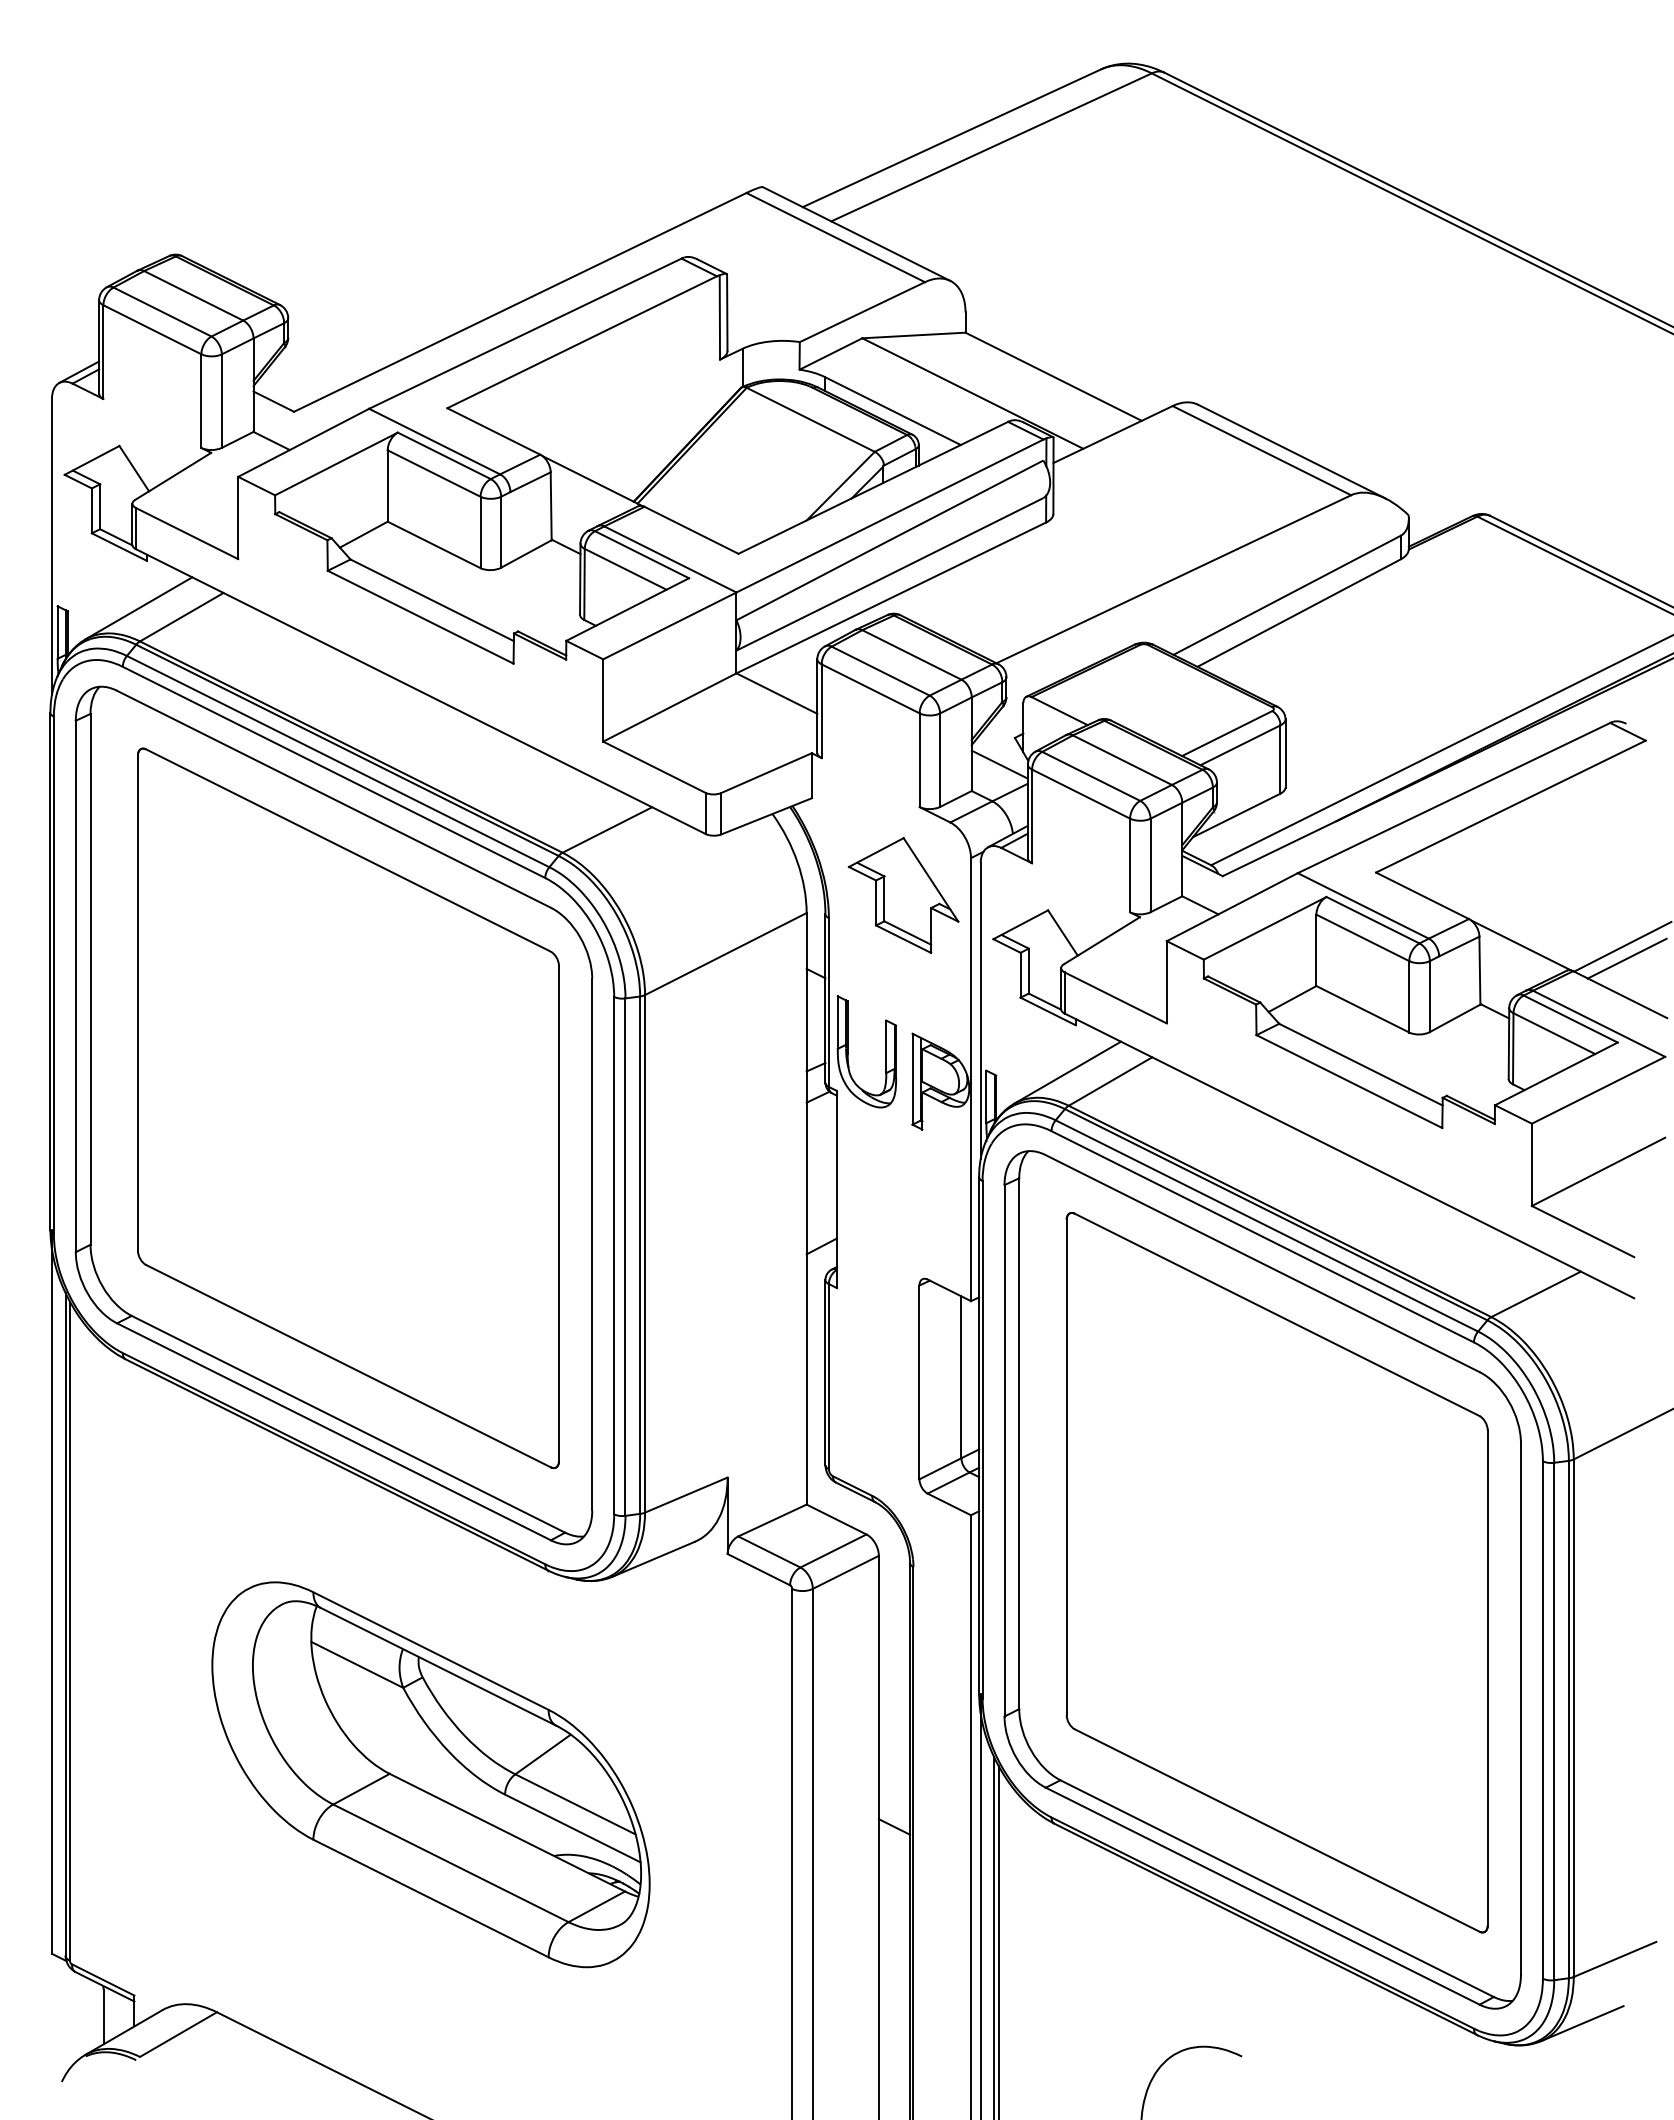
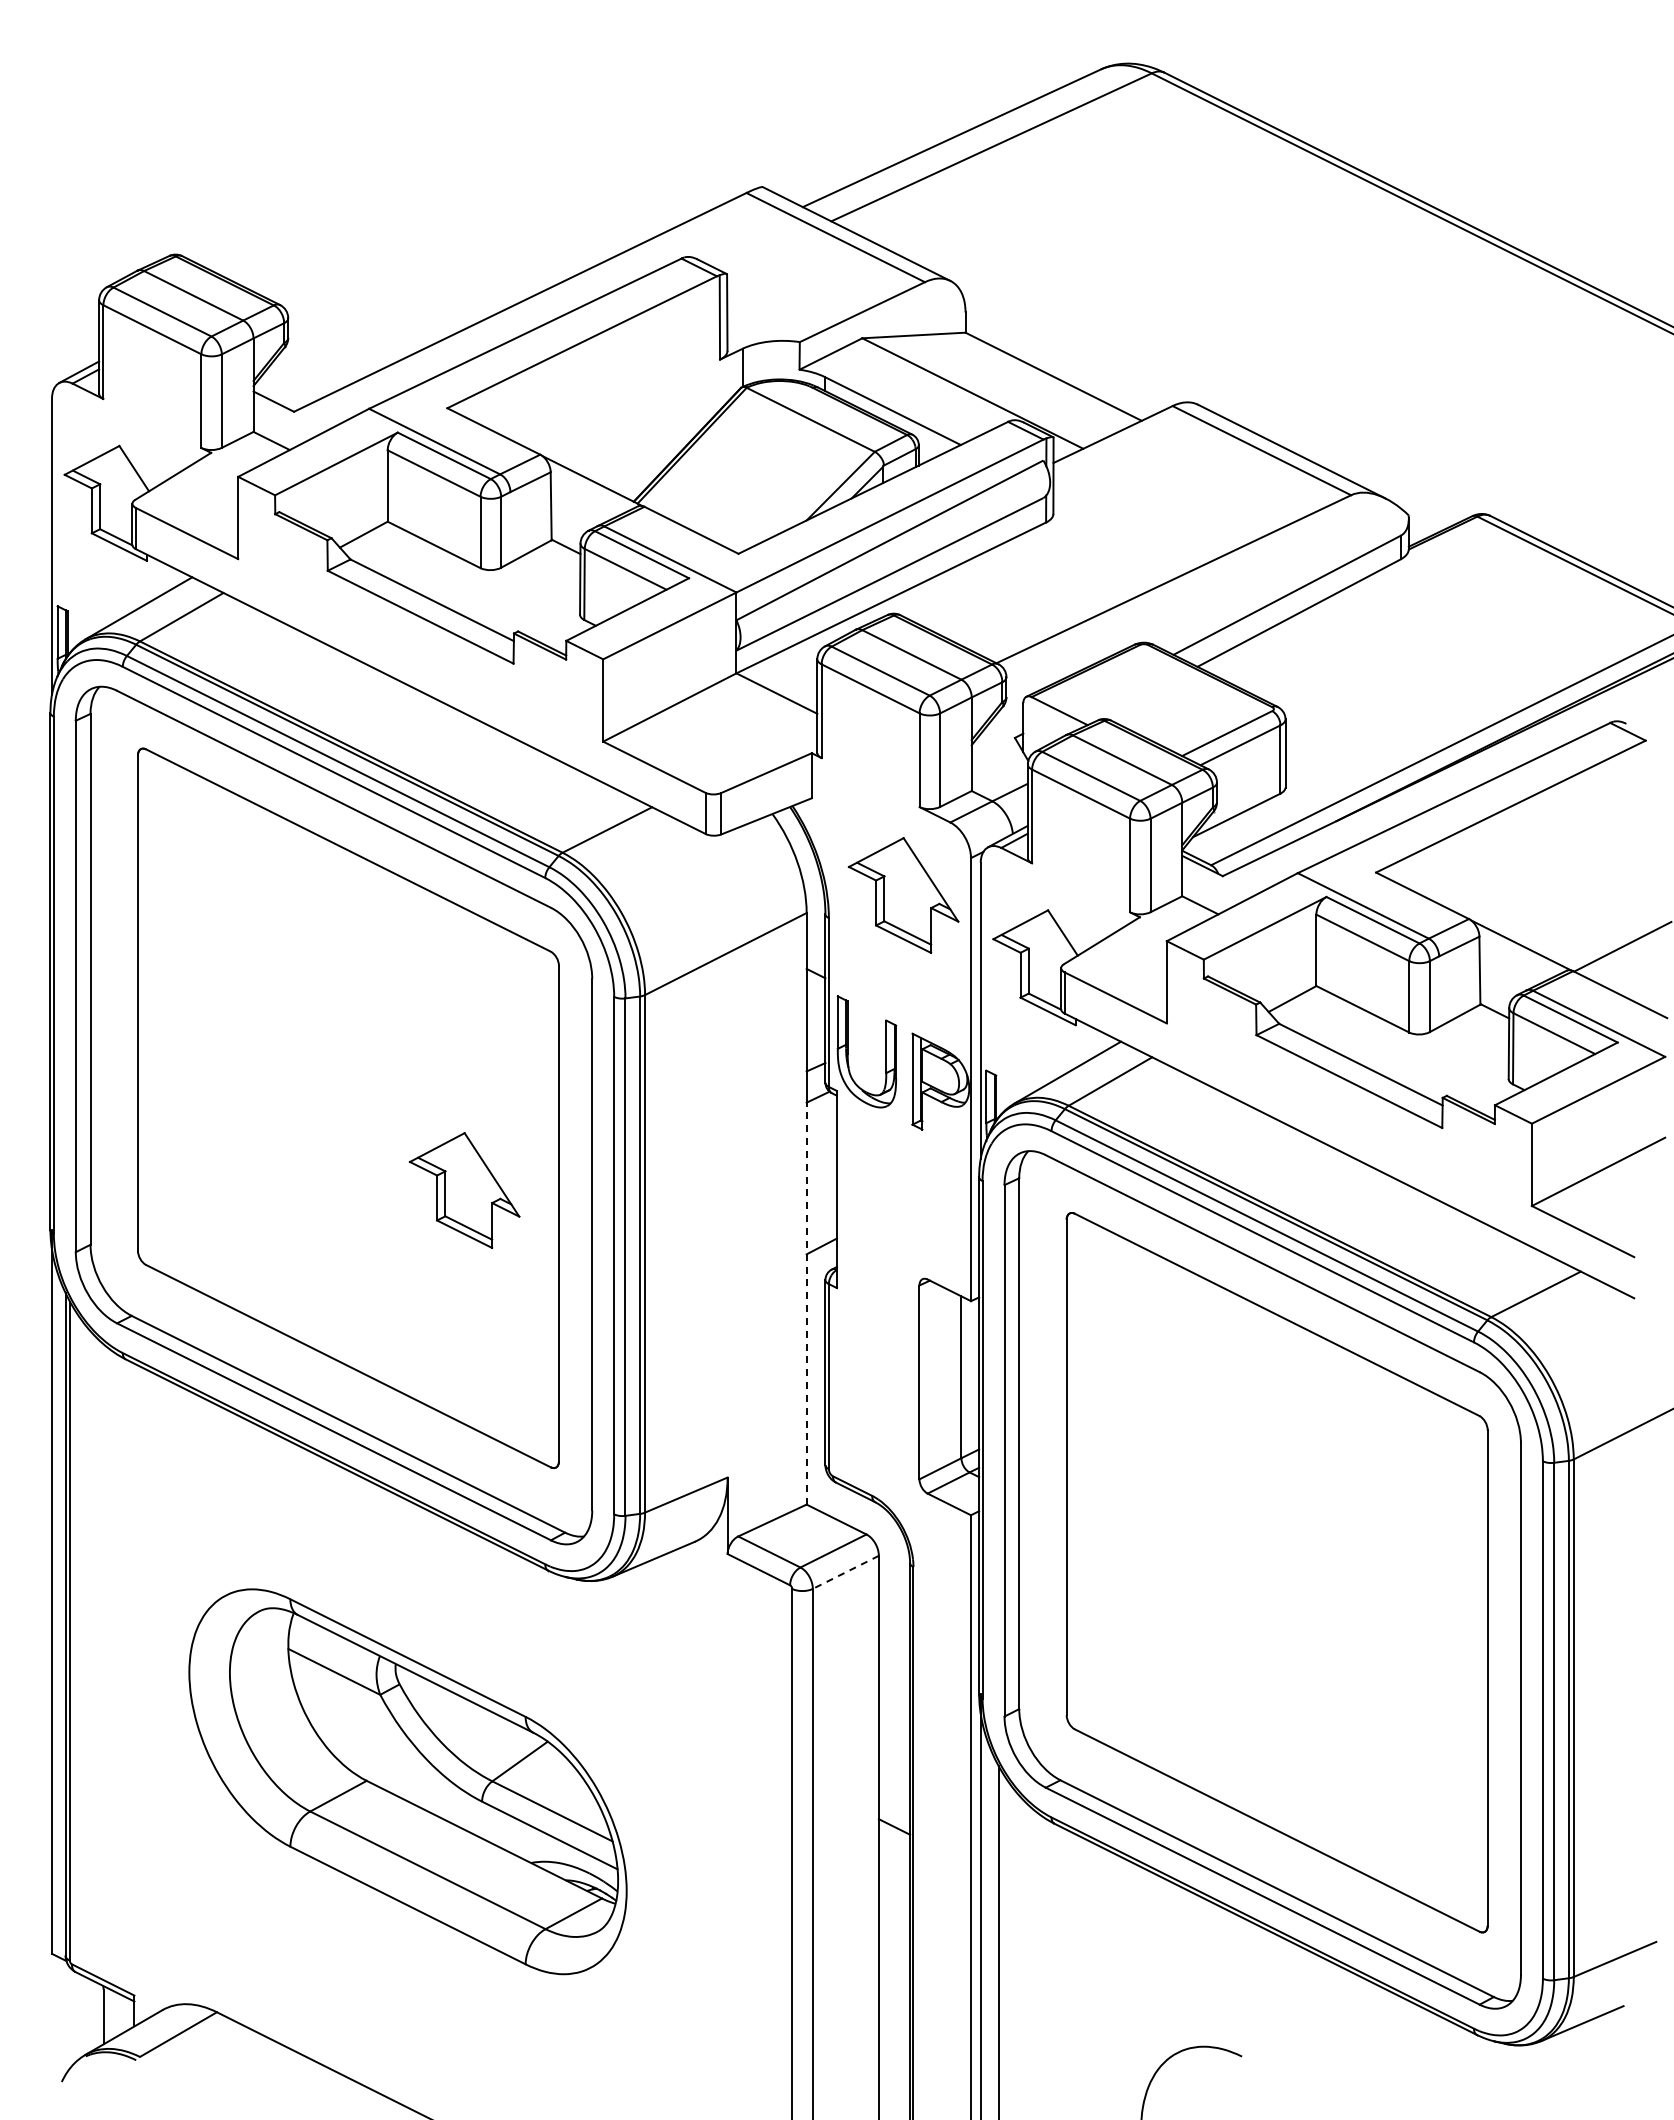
line: present -> none (999, 764)
line: present -> none (1626, 958)
part: none -> present (464, 1190)
line: solid -> dashed (806, 1303)
line: solid -> dashed (845, 1572)
part position: (430, 1774) -> (407, 1781) (407, 1781)
line: present -> none (994, 1936)
